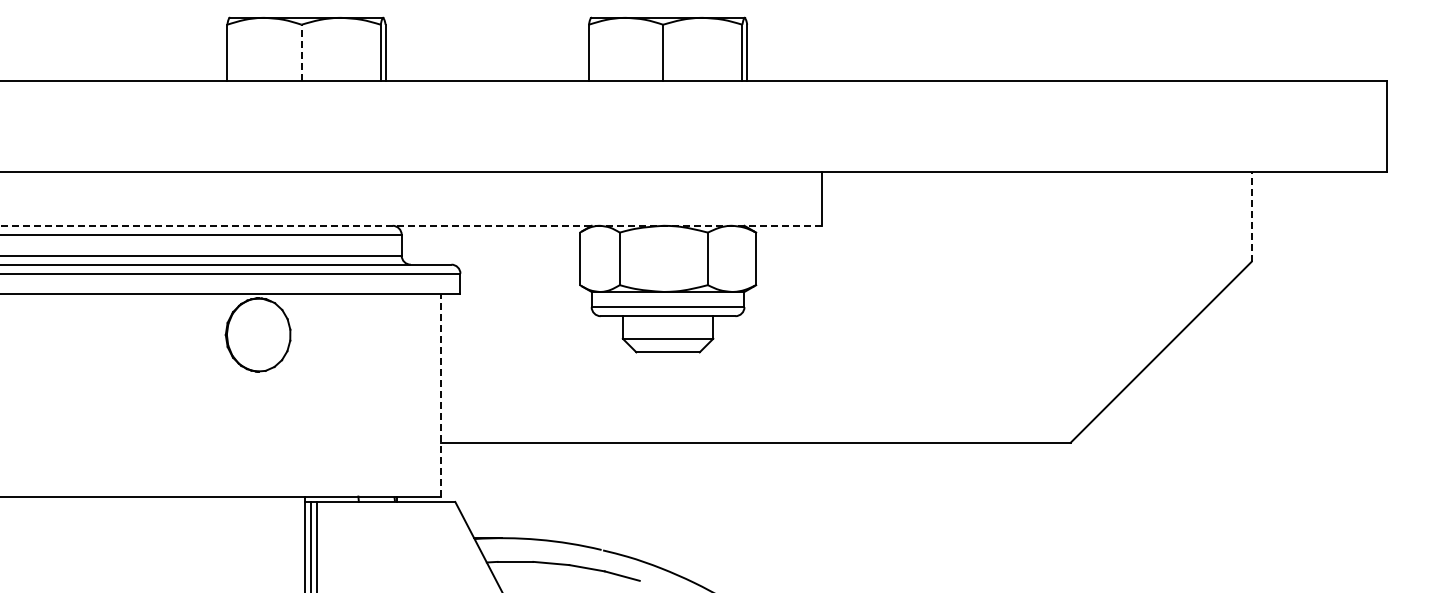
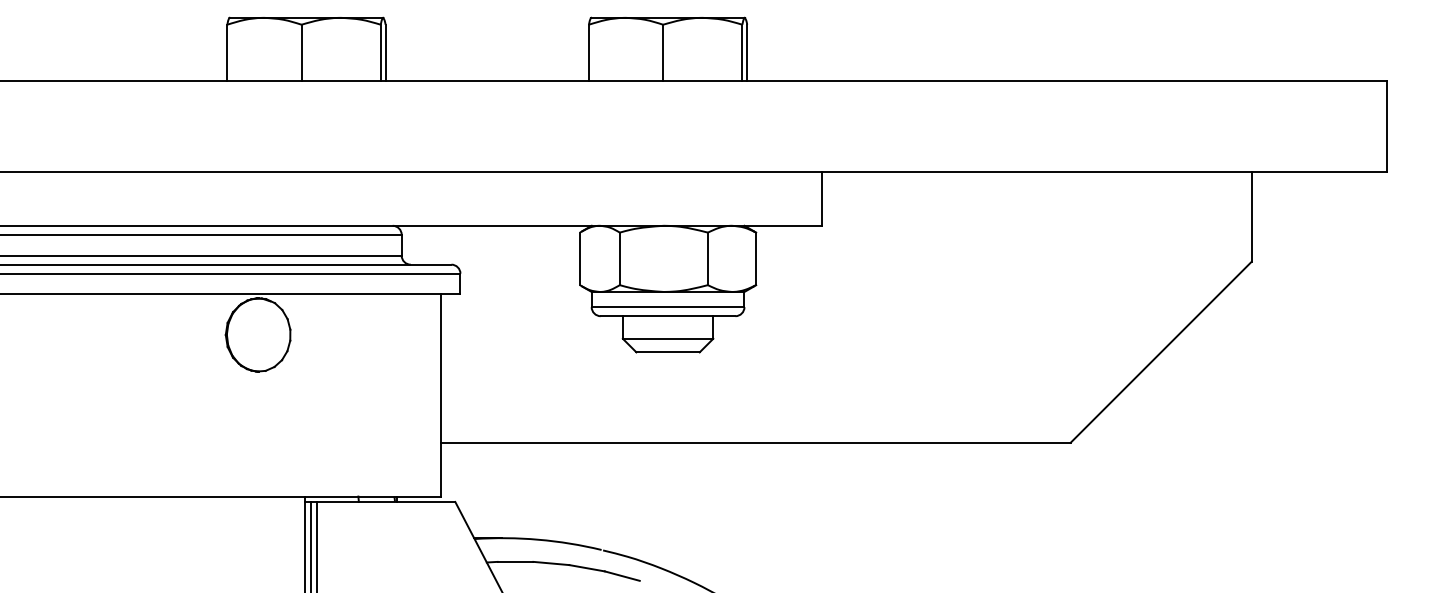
line: dashed -> solid (301, 52)
line: dashed -> solid (1251, 216)
line: dashed -> solid (411, 225)
line: dashed -> solid (440, 394)
